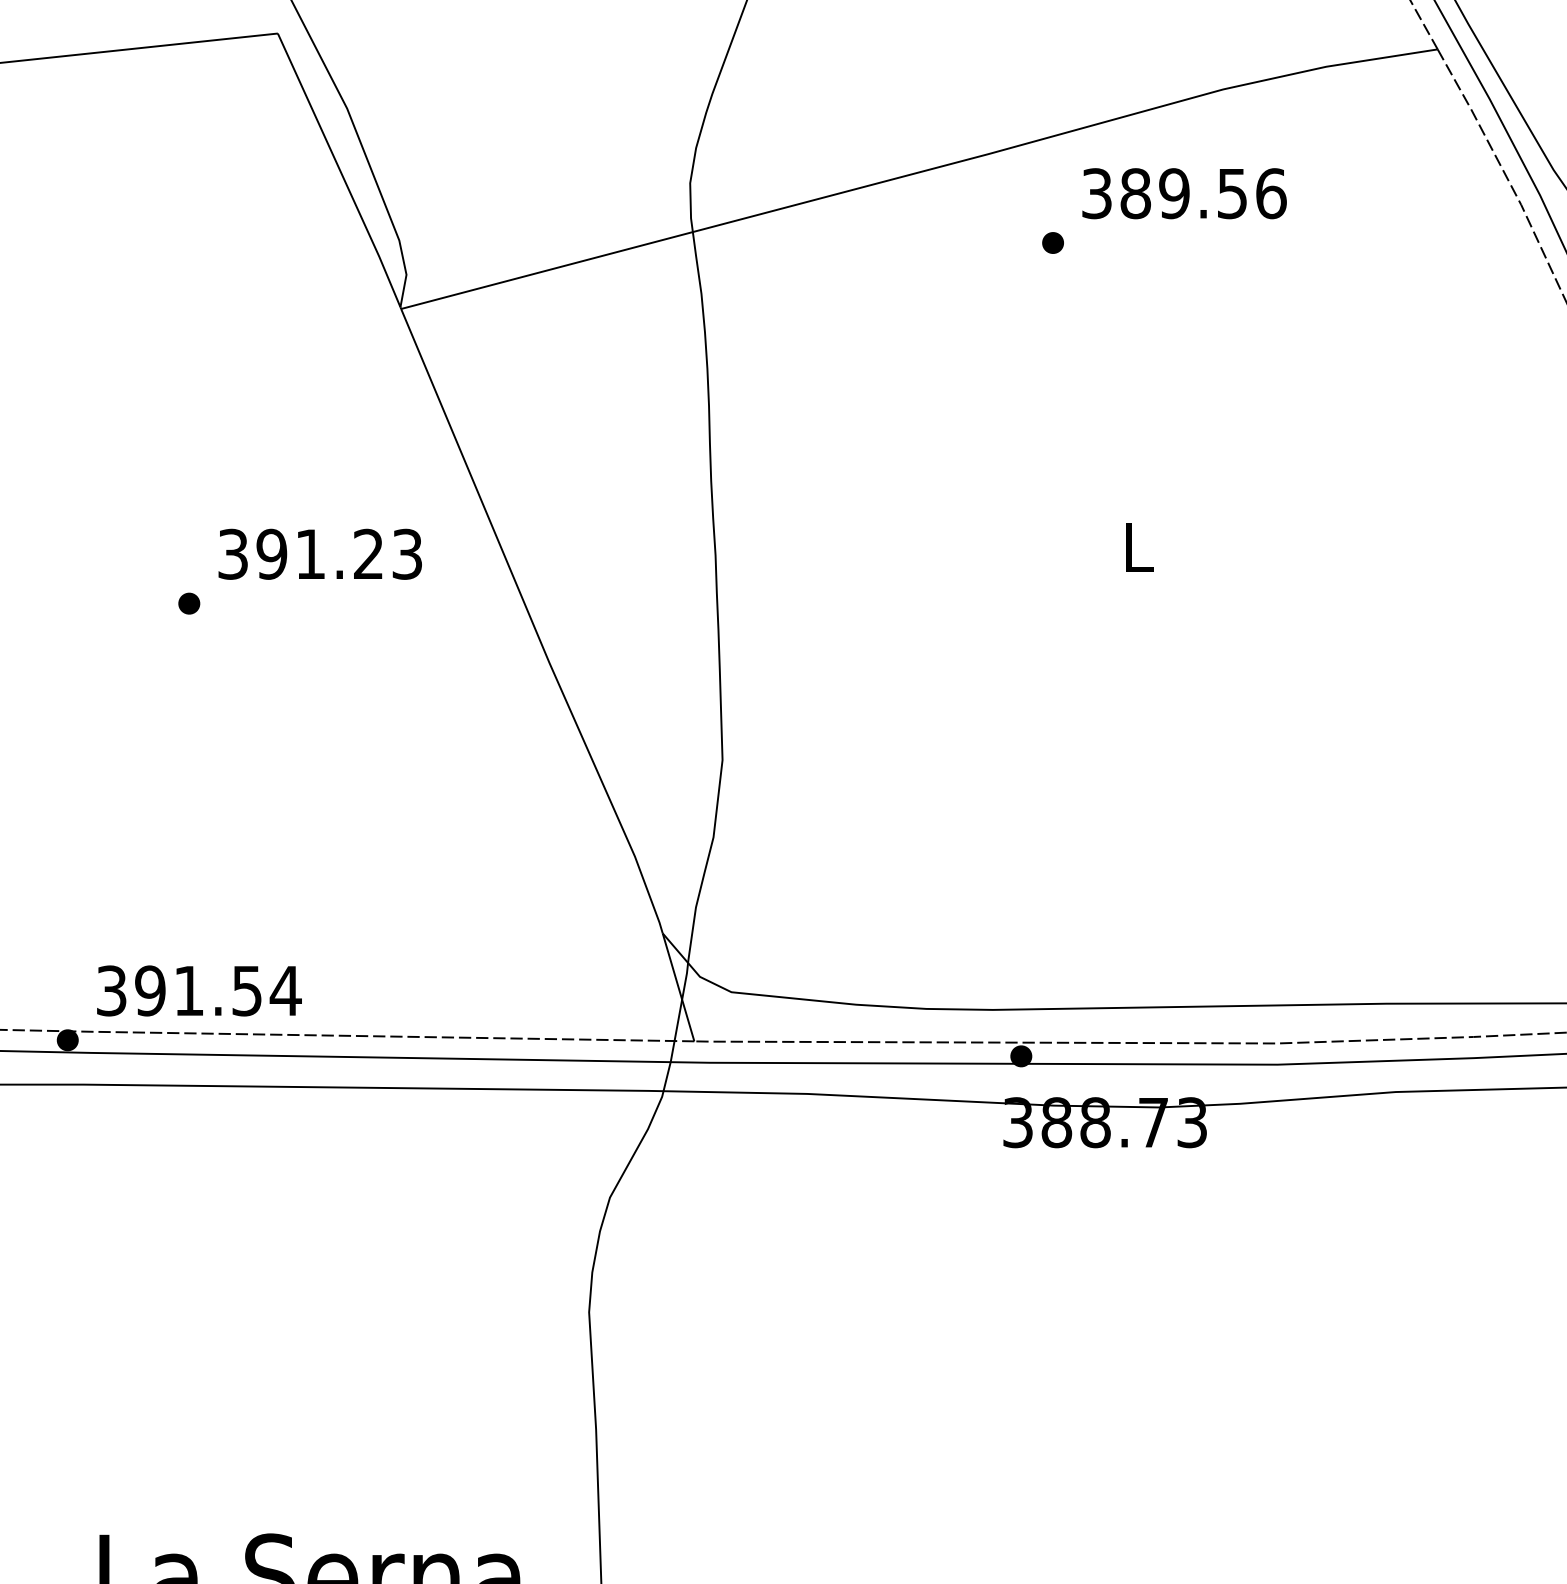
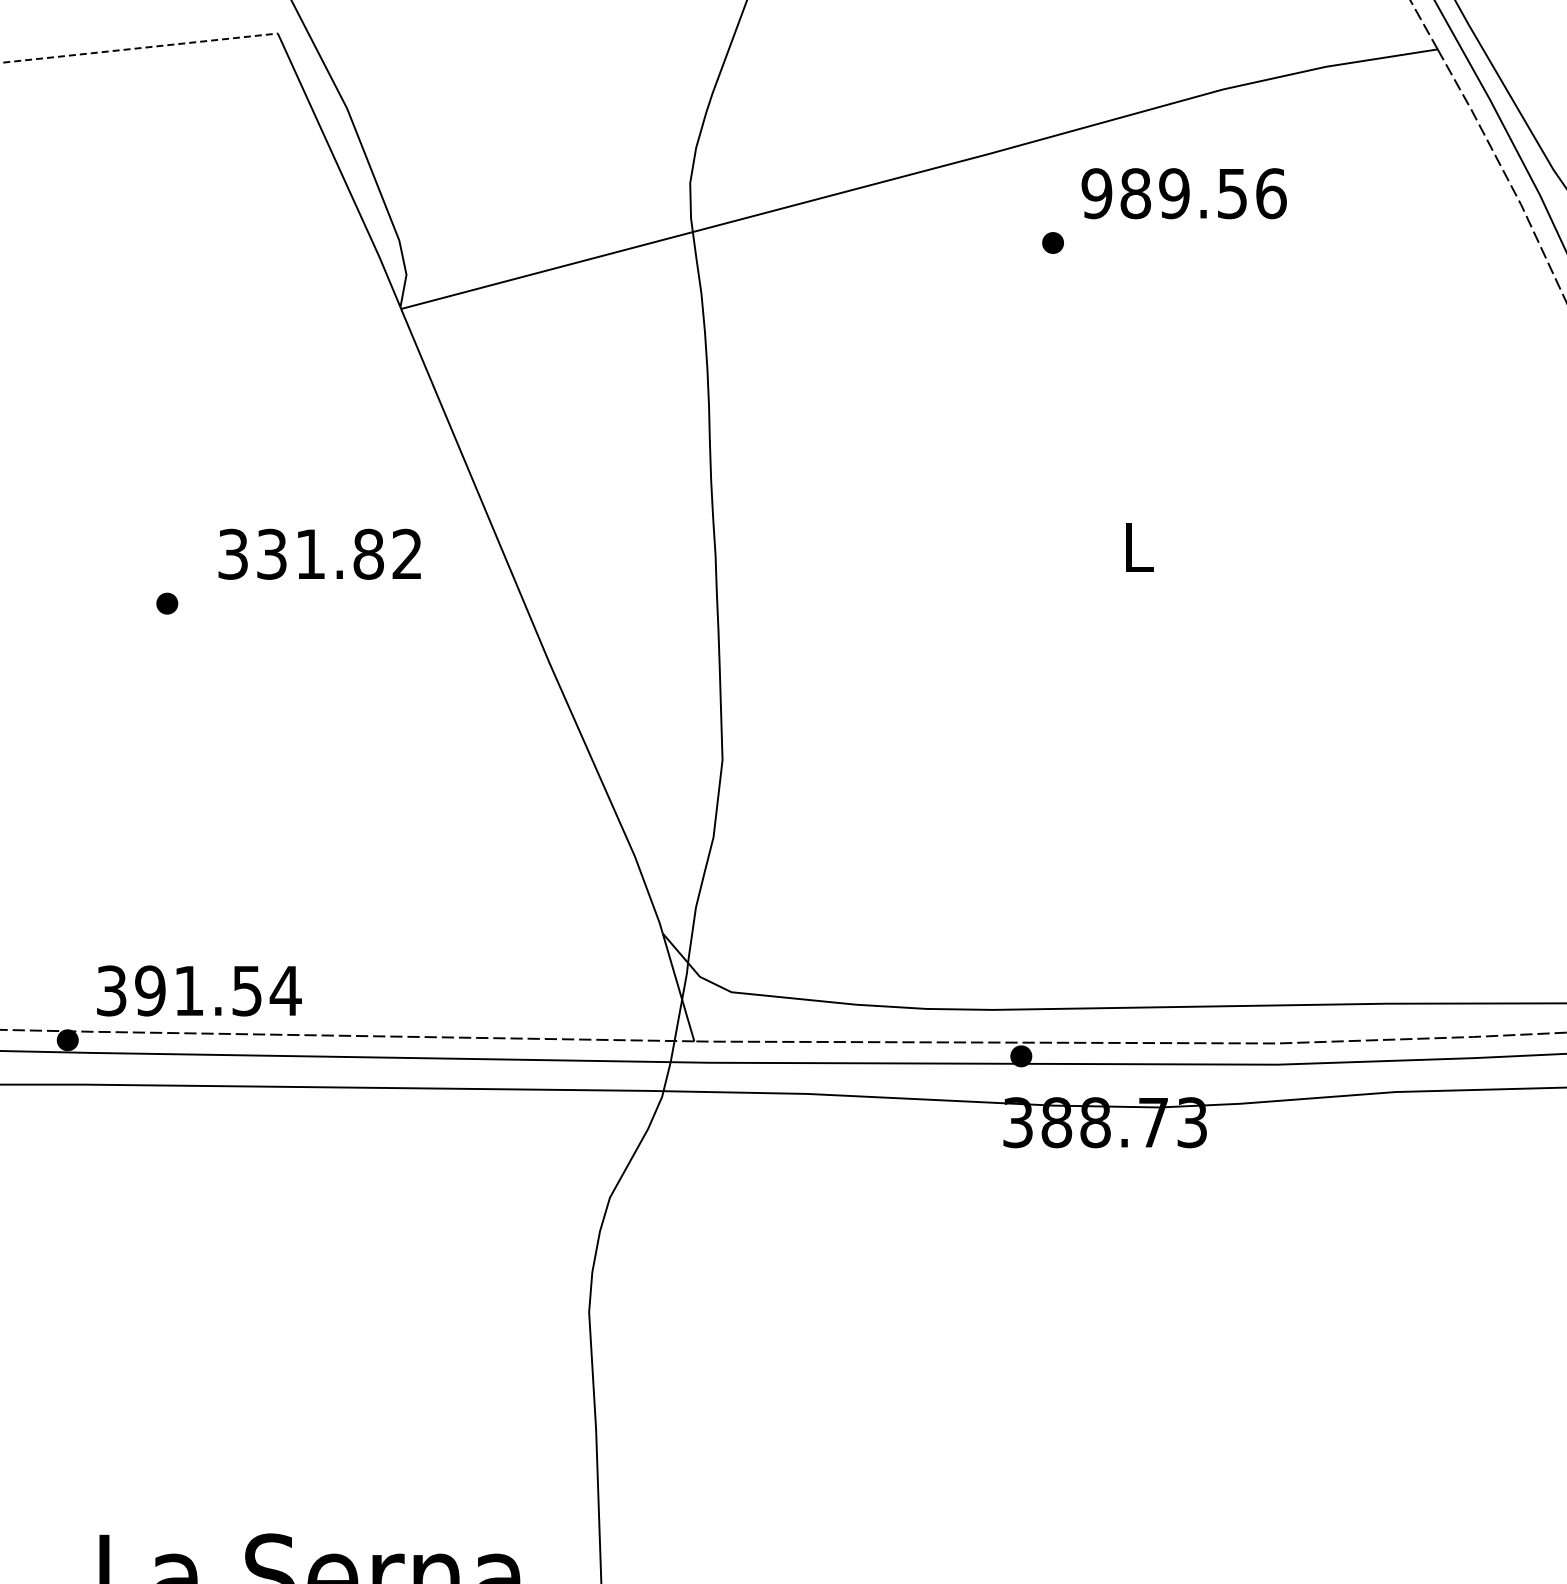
line: solid -> dashed (139, 48)
text: 389.56 -> 989.56 (1096, 193)
text: 391.23 -> 331.82 (338, 553)
part position: (189, 603) -> (167, 603) (167, 603)
